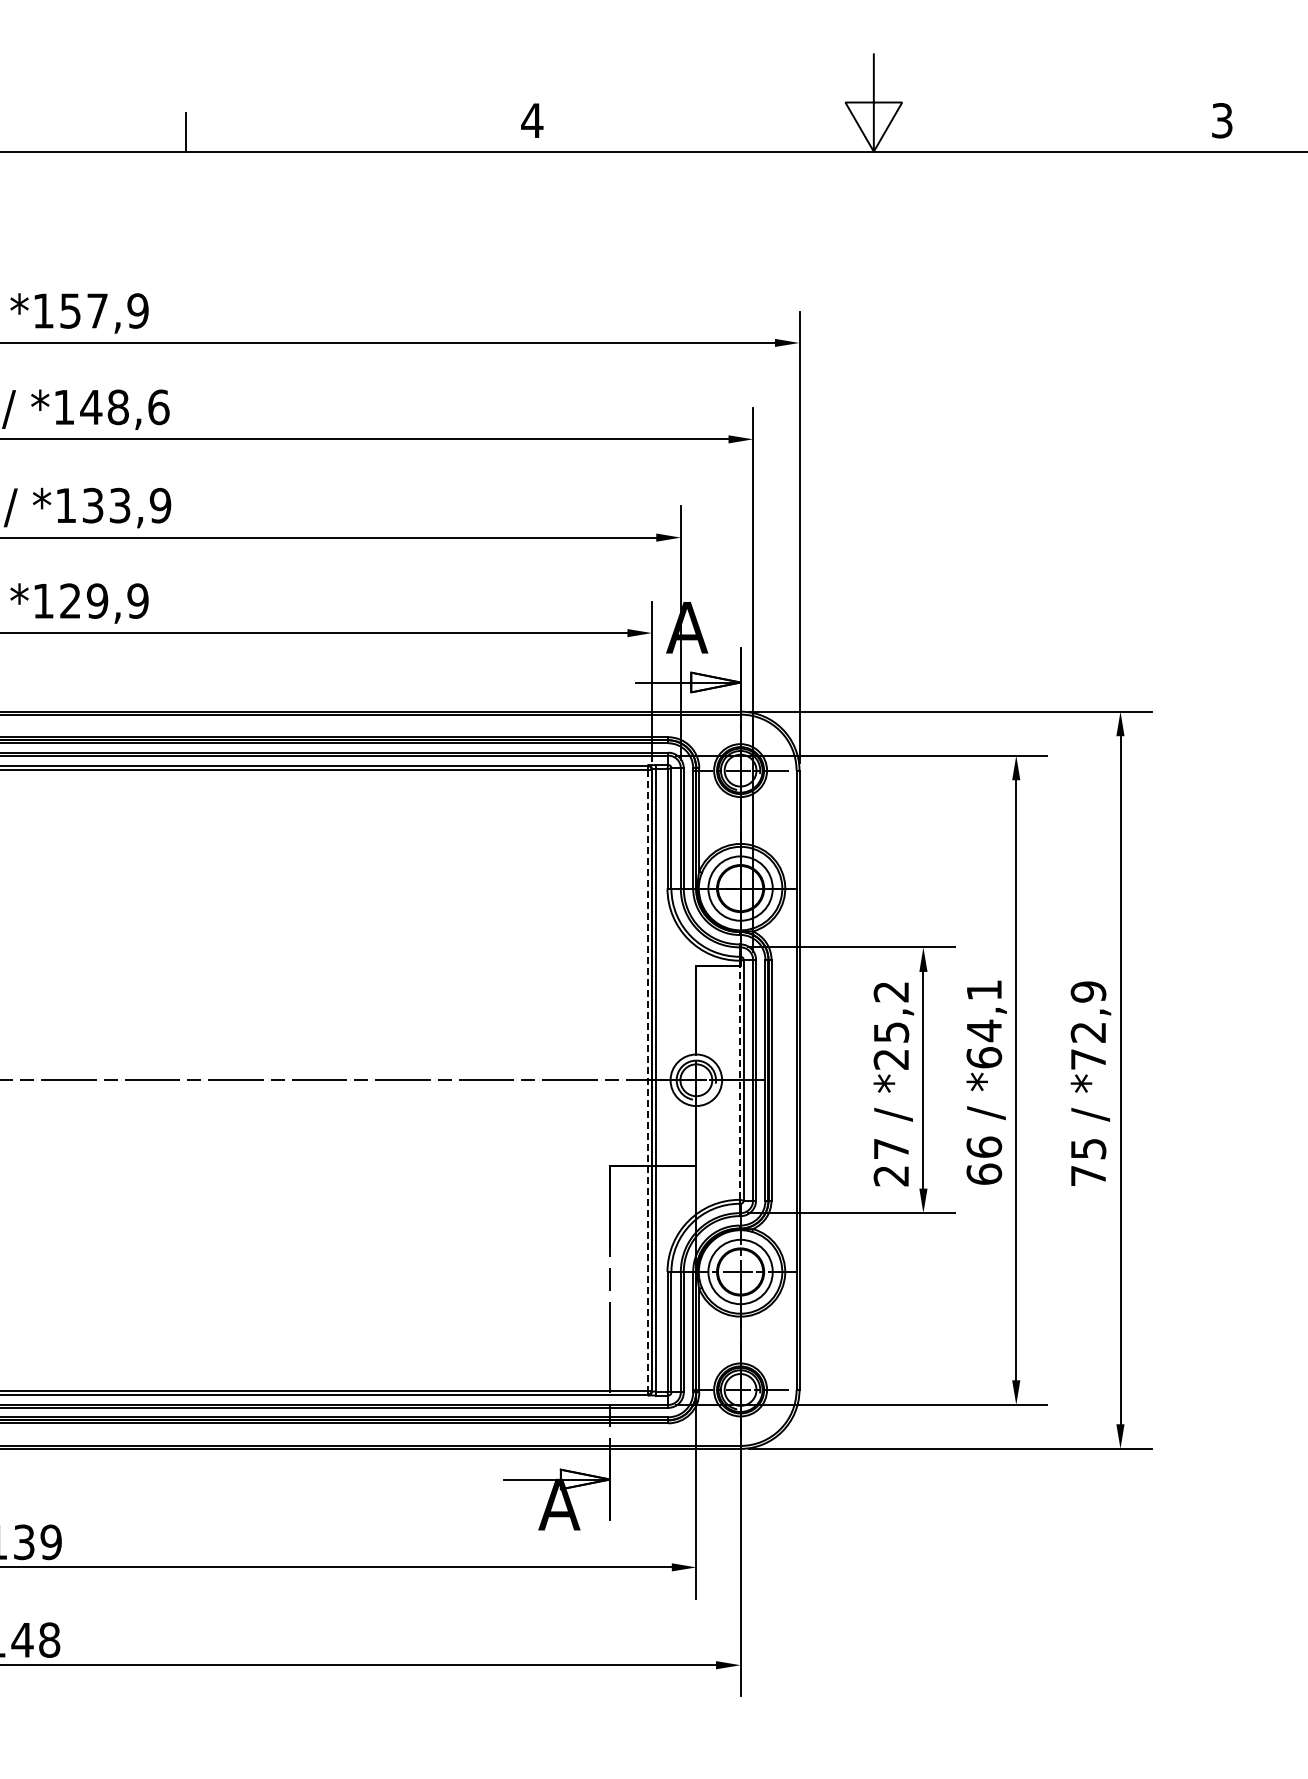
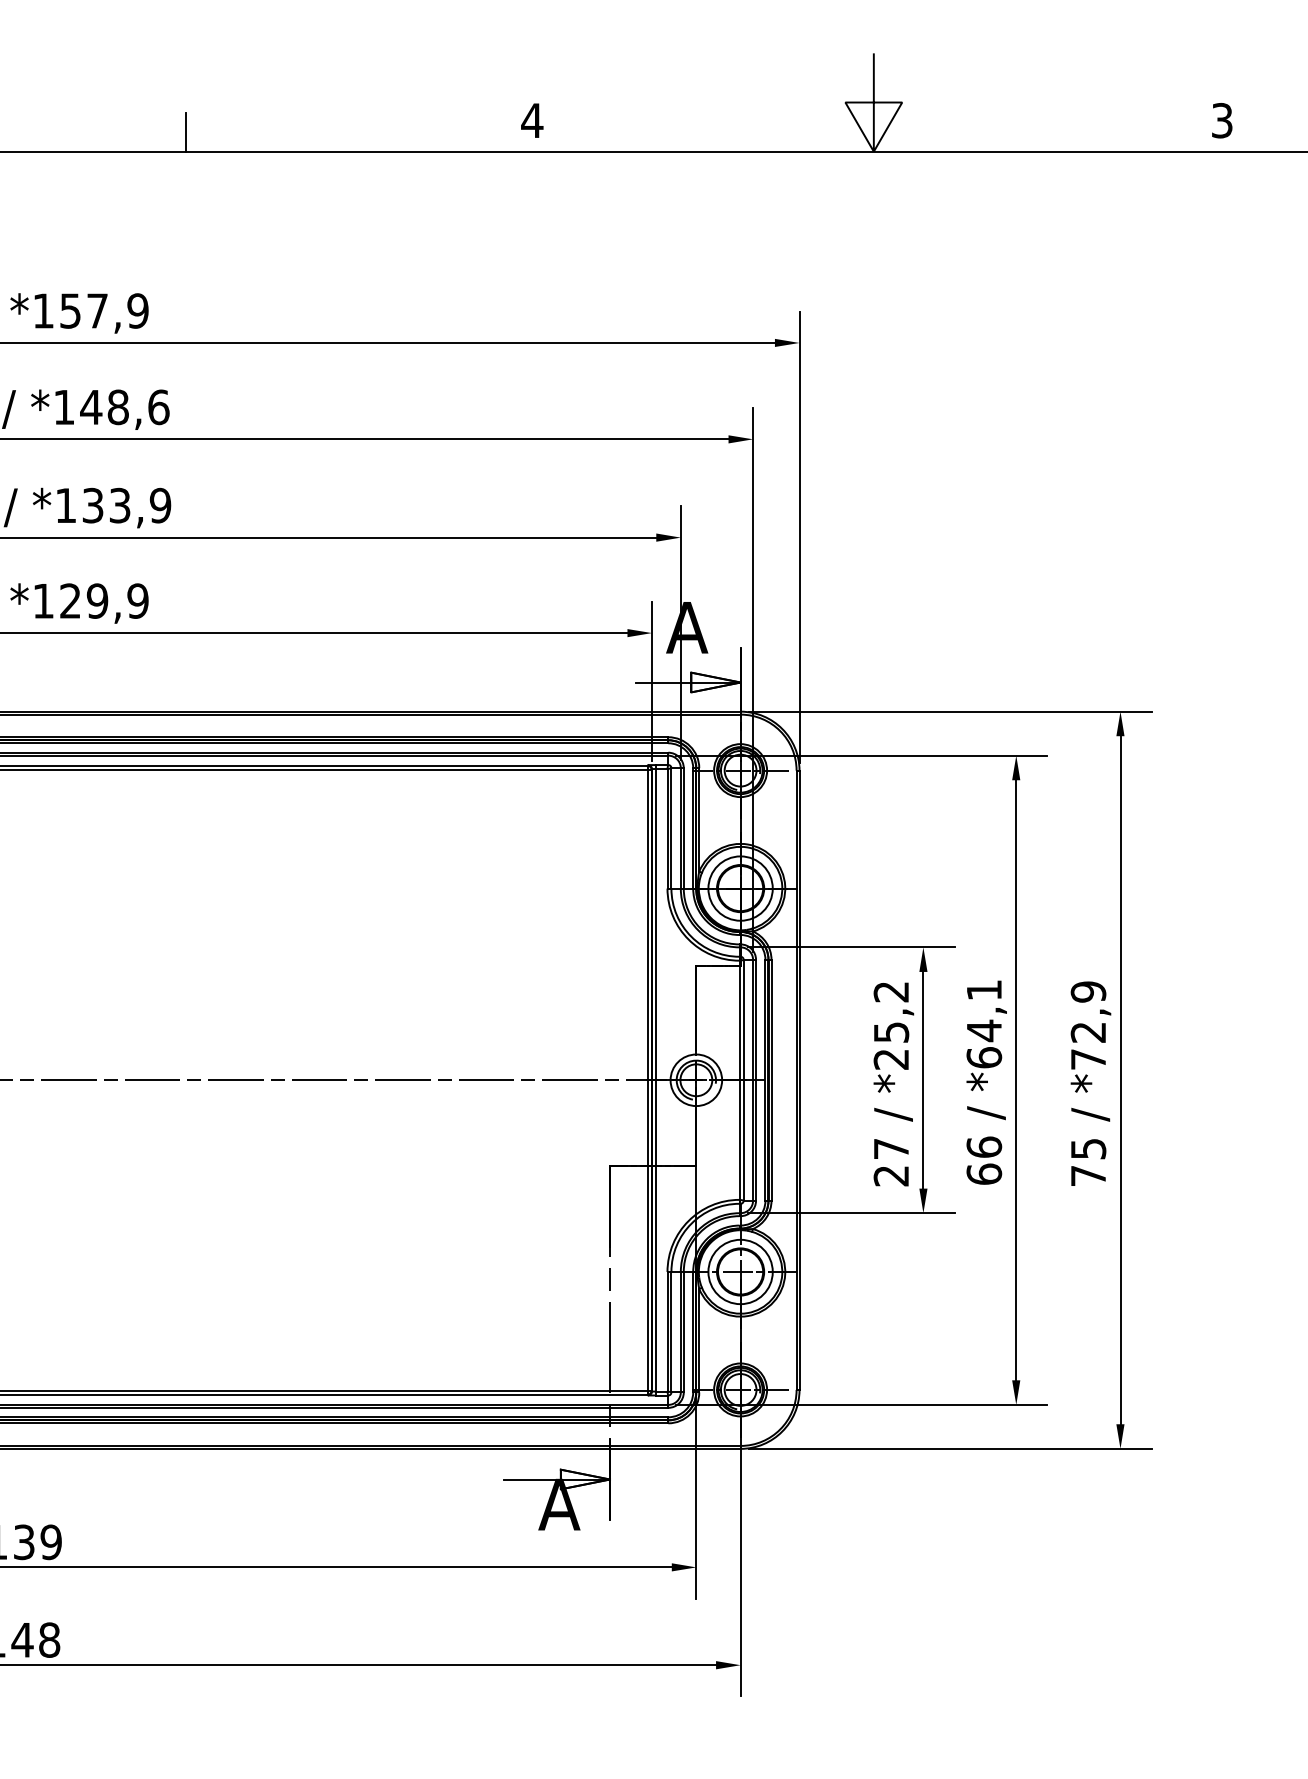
line: dashed -> solid (647, 1080)
line: dashed -> solid (739, 1080)
